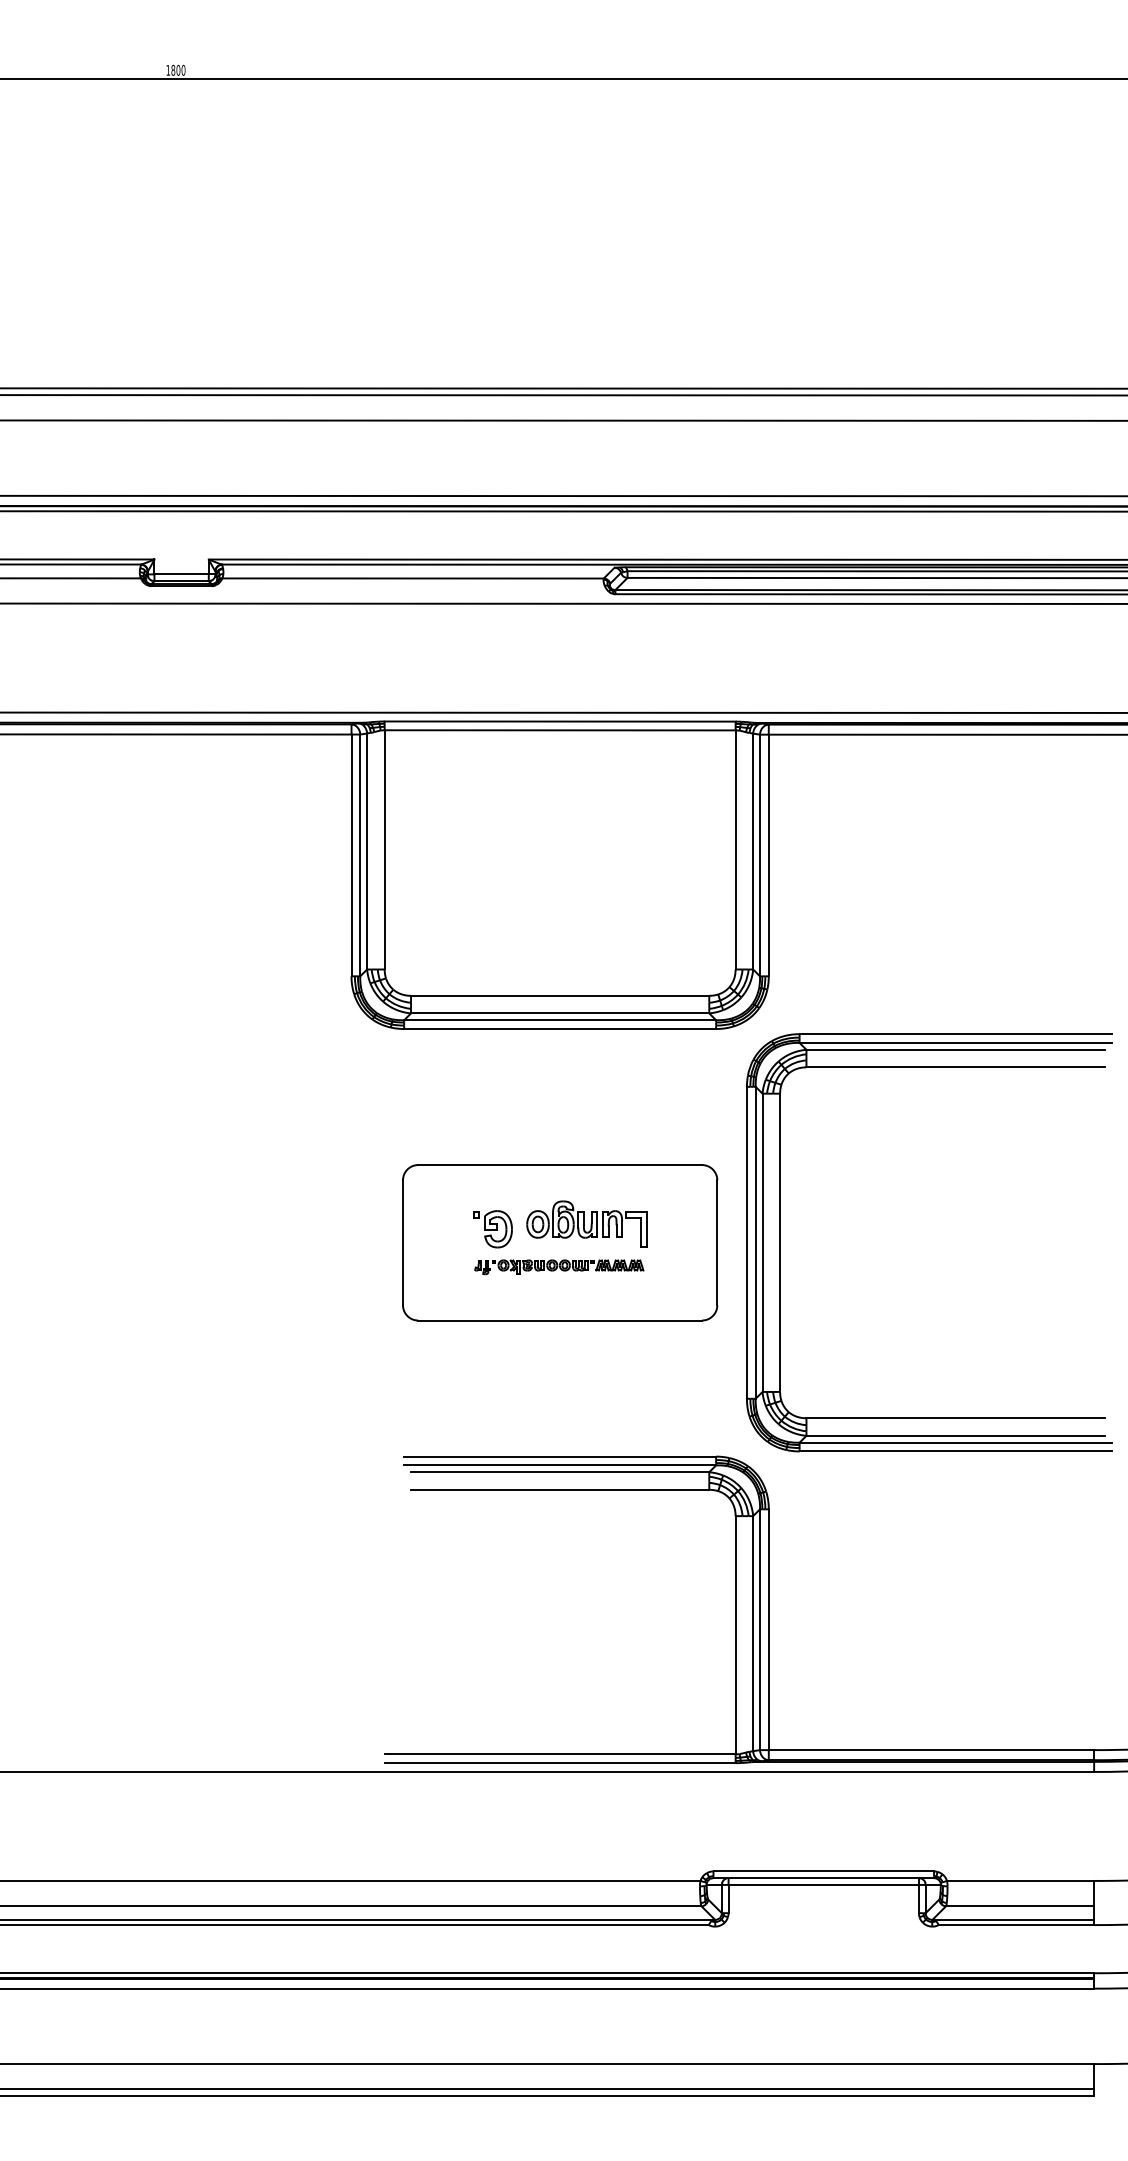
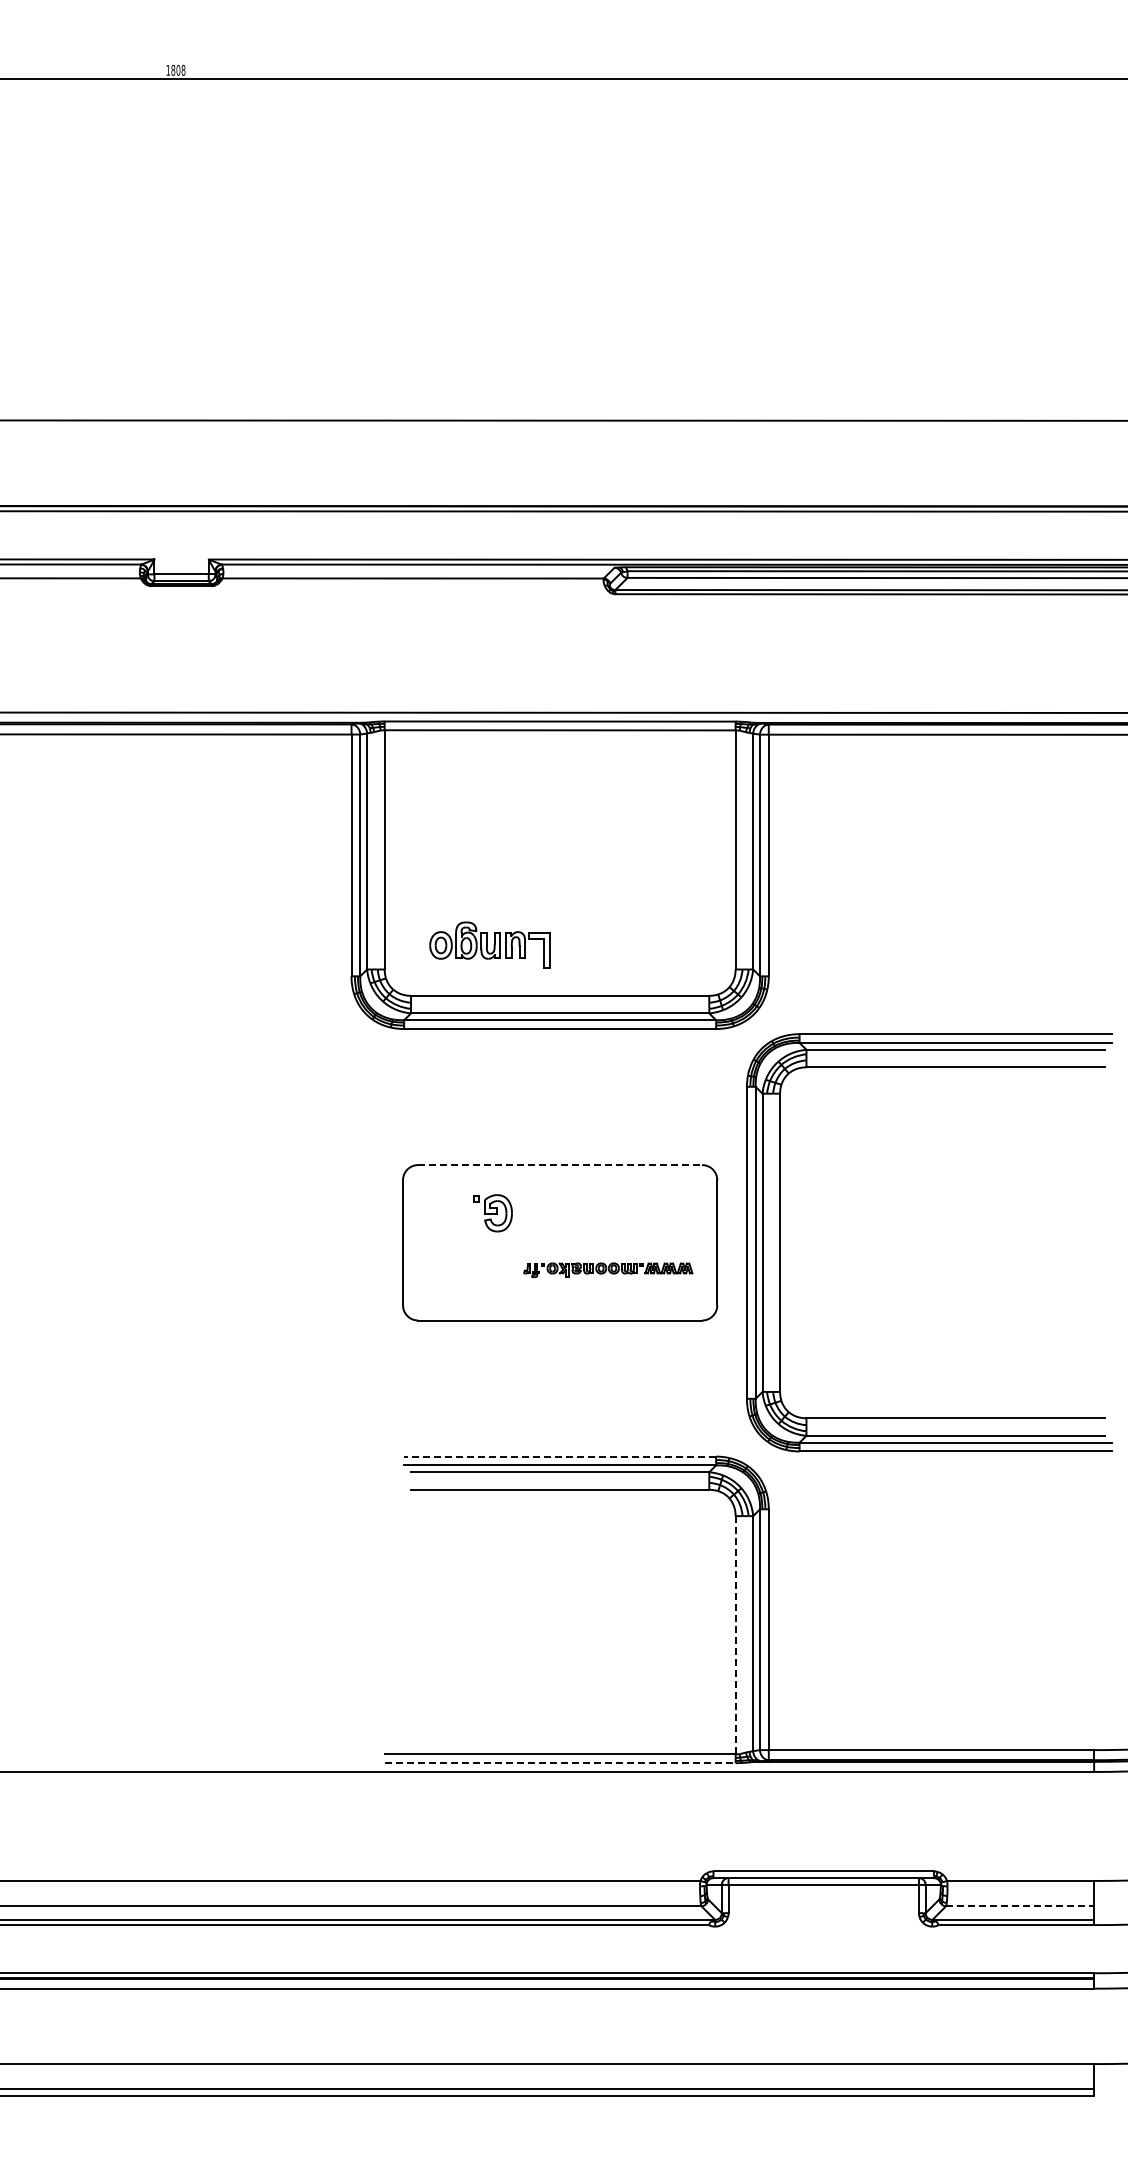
text: 1800 -> 1808 (183, 70)
line: present -> none (563, 388)
line: present -> none (563, 395)
line: present -> none (563, 495)
line: present -> none (563, 603)
line: solid -> dashed (560, 1165)
part position: (586, 1223) -> (489, 944) (489, 944)
part position: (492, 1229) -> (492, 1213) (492, 1213)
part position: (559, 1267) -> (608, 1270) (608, 1270)
line: solid -> dashed (560, 1456)
line: solid -> dashed (735, 1635)
line: solid -> dashed (560, 1763)
line: solid -> dashed (1020, 1906)
